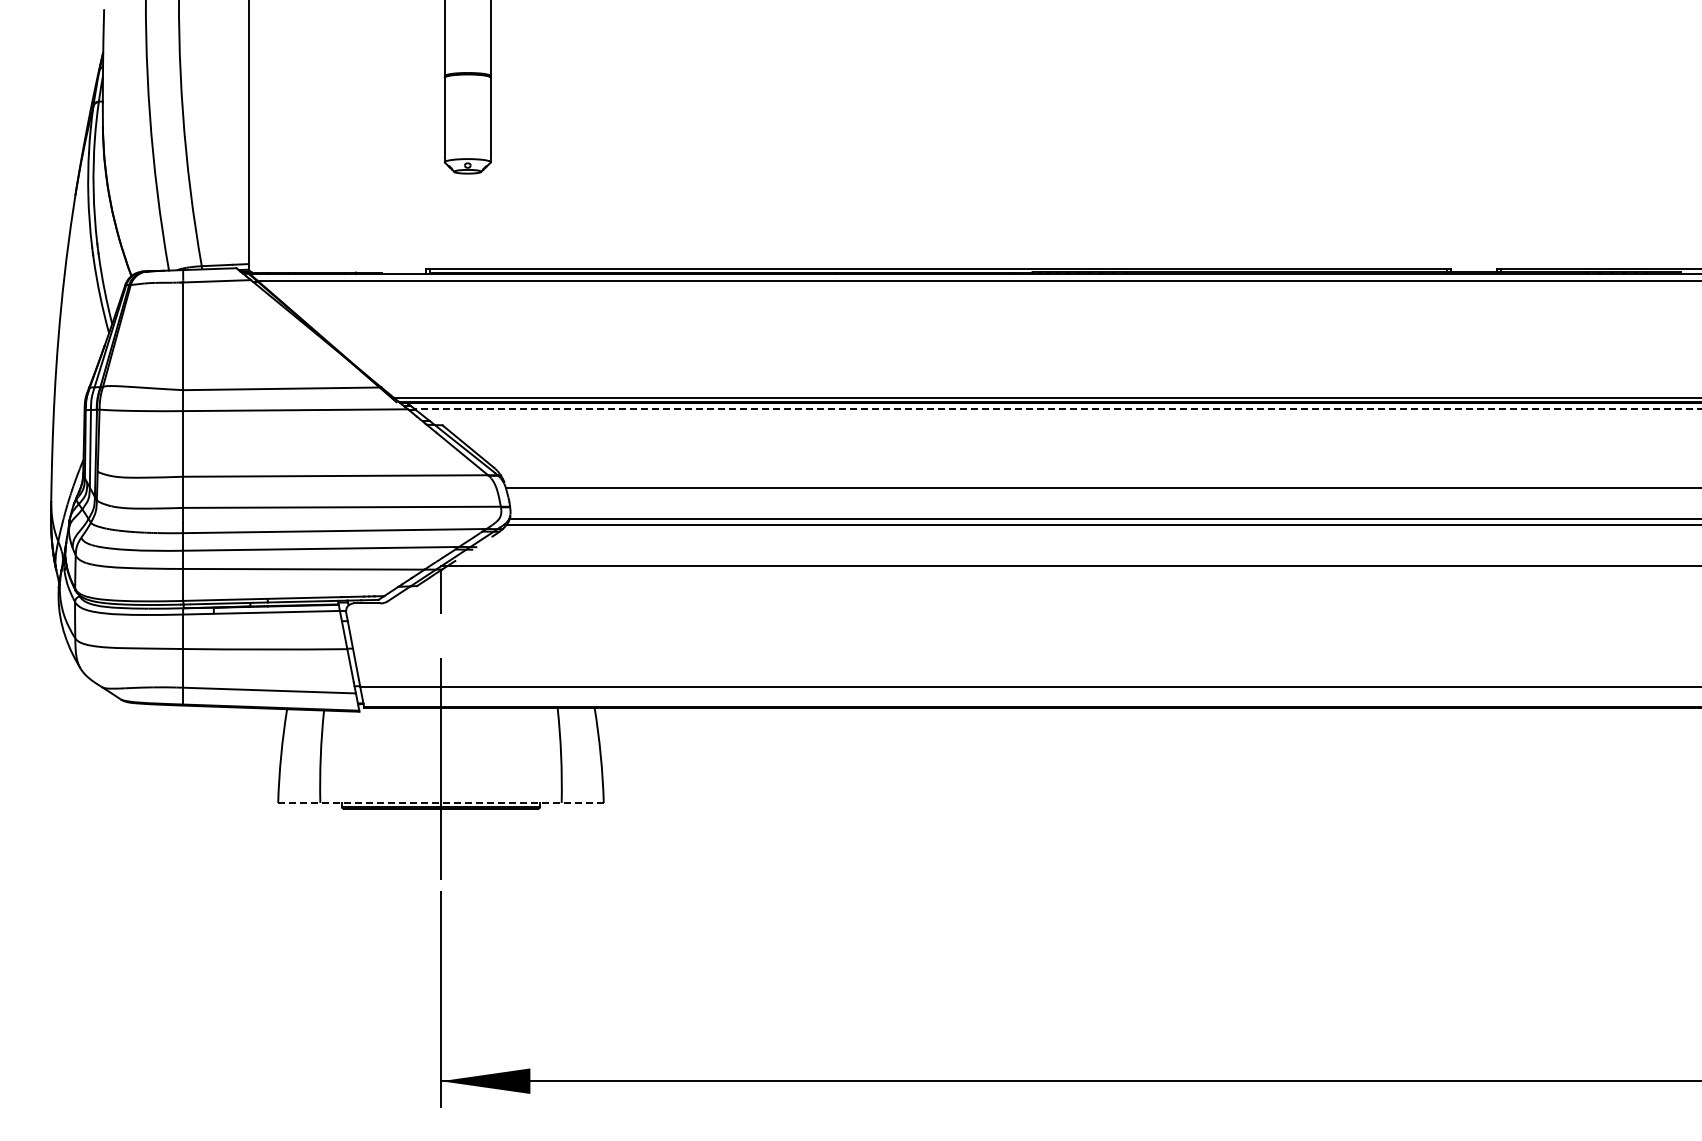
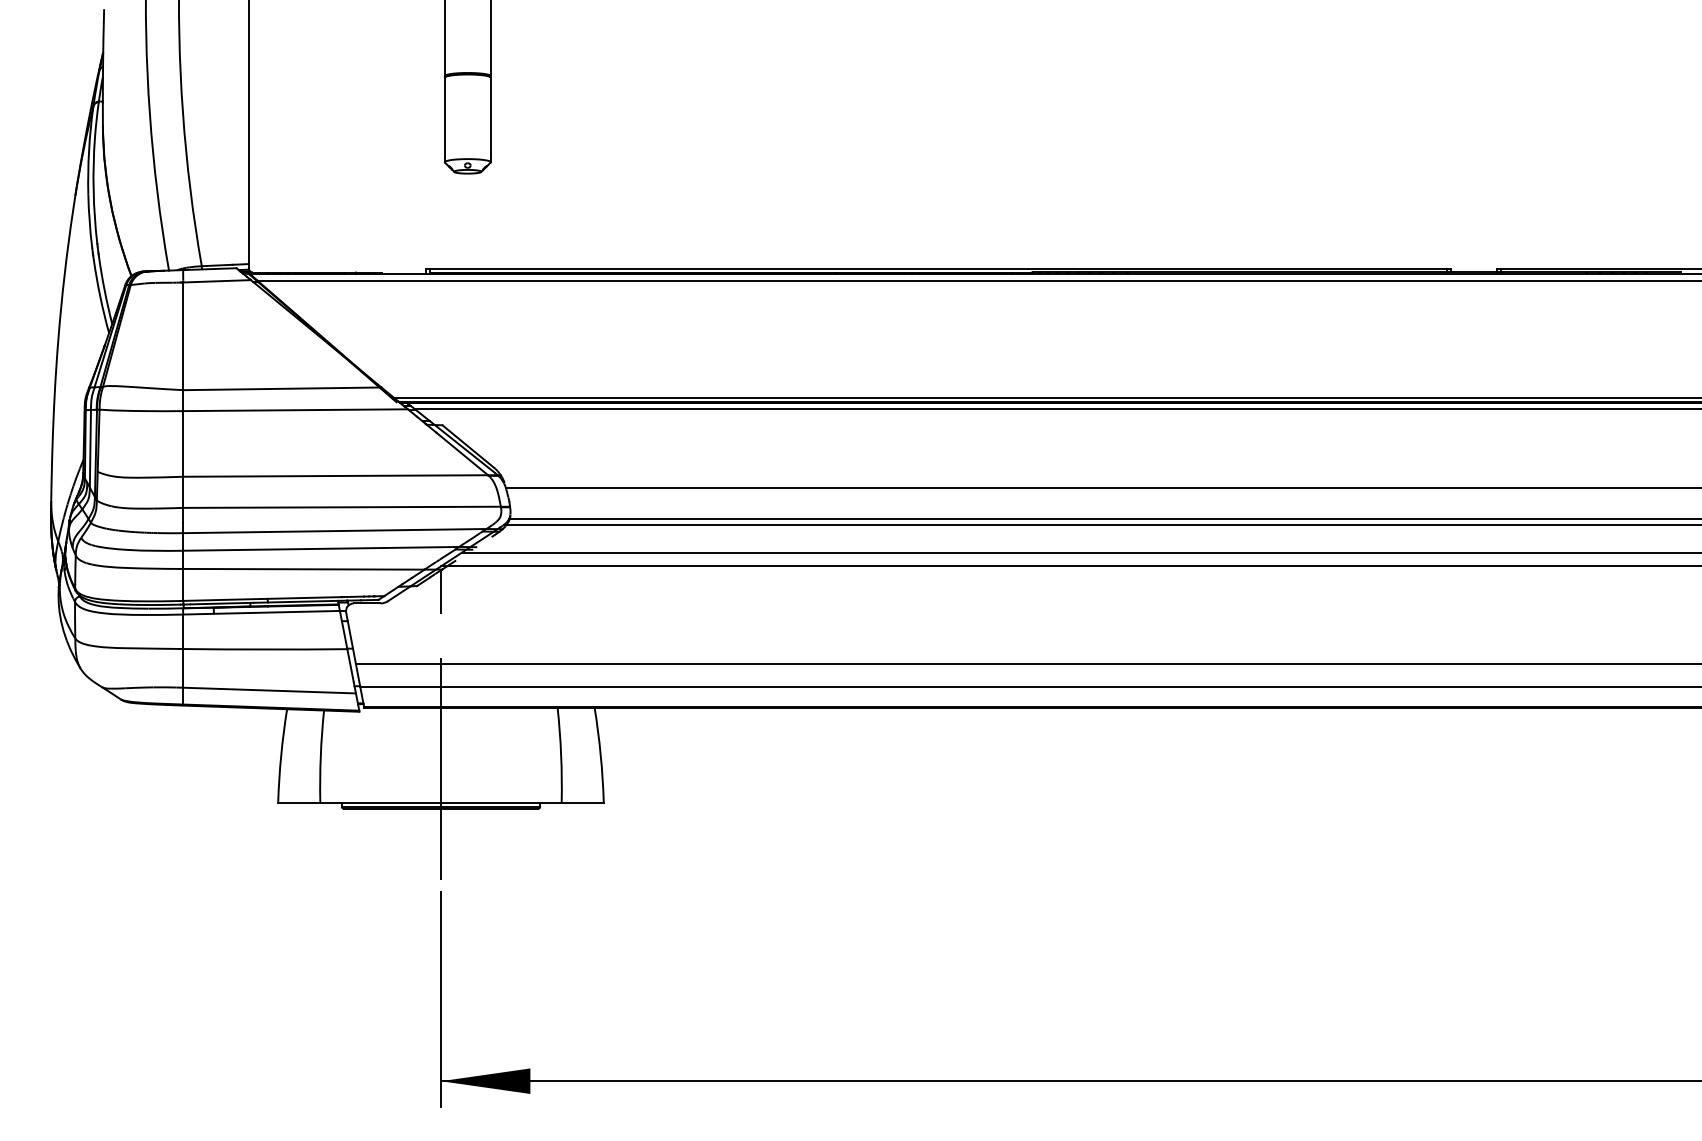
line: dashed -> solid (1058, 408)
line: none -> present (1079, 552)
line: none -> present (1027, 664)
line: dashed -> solid (441, 802)
